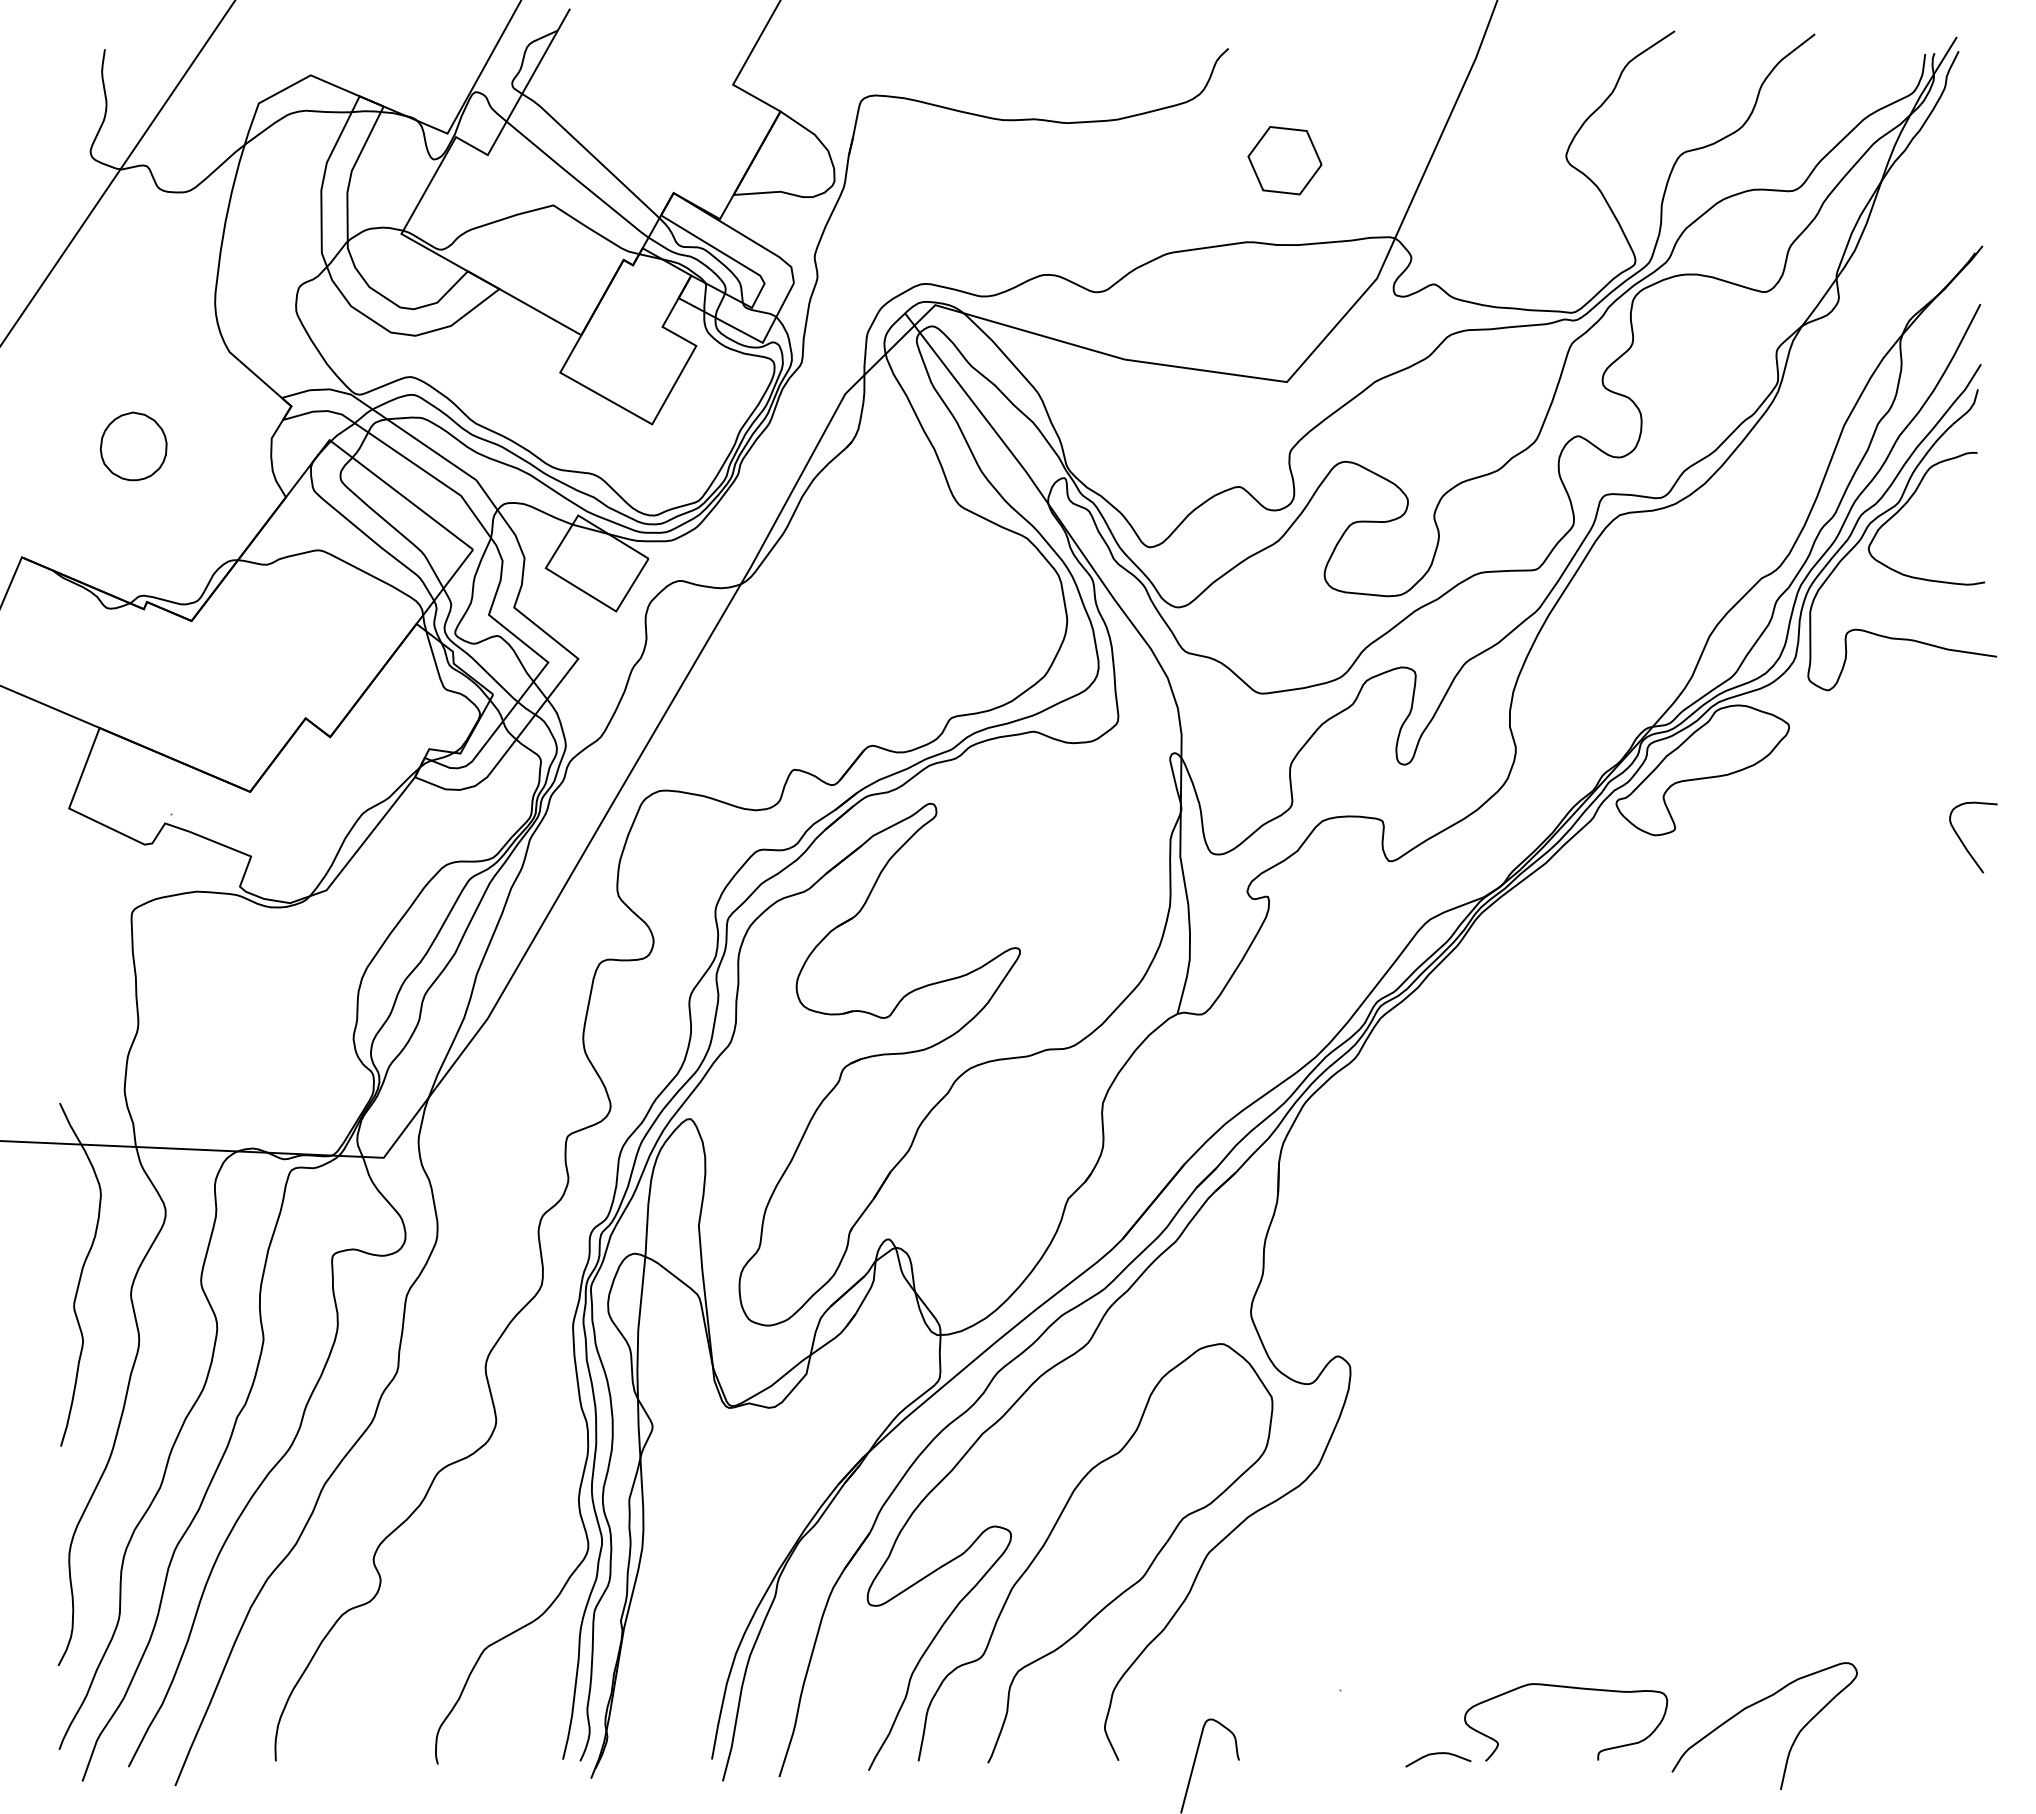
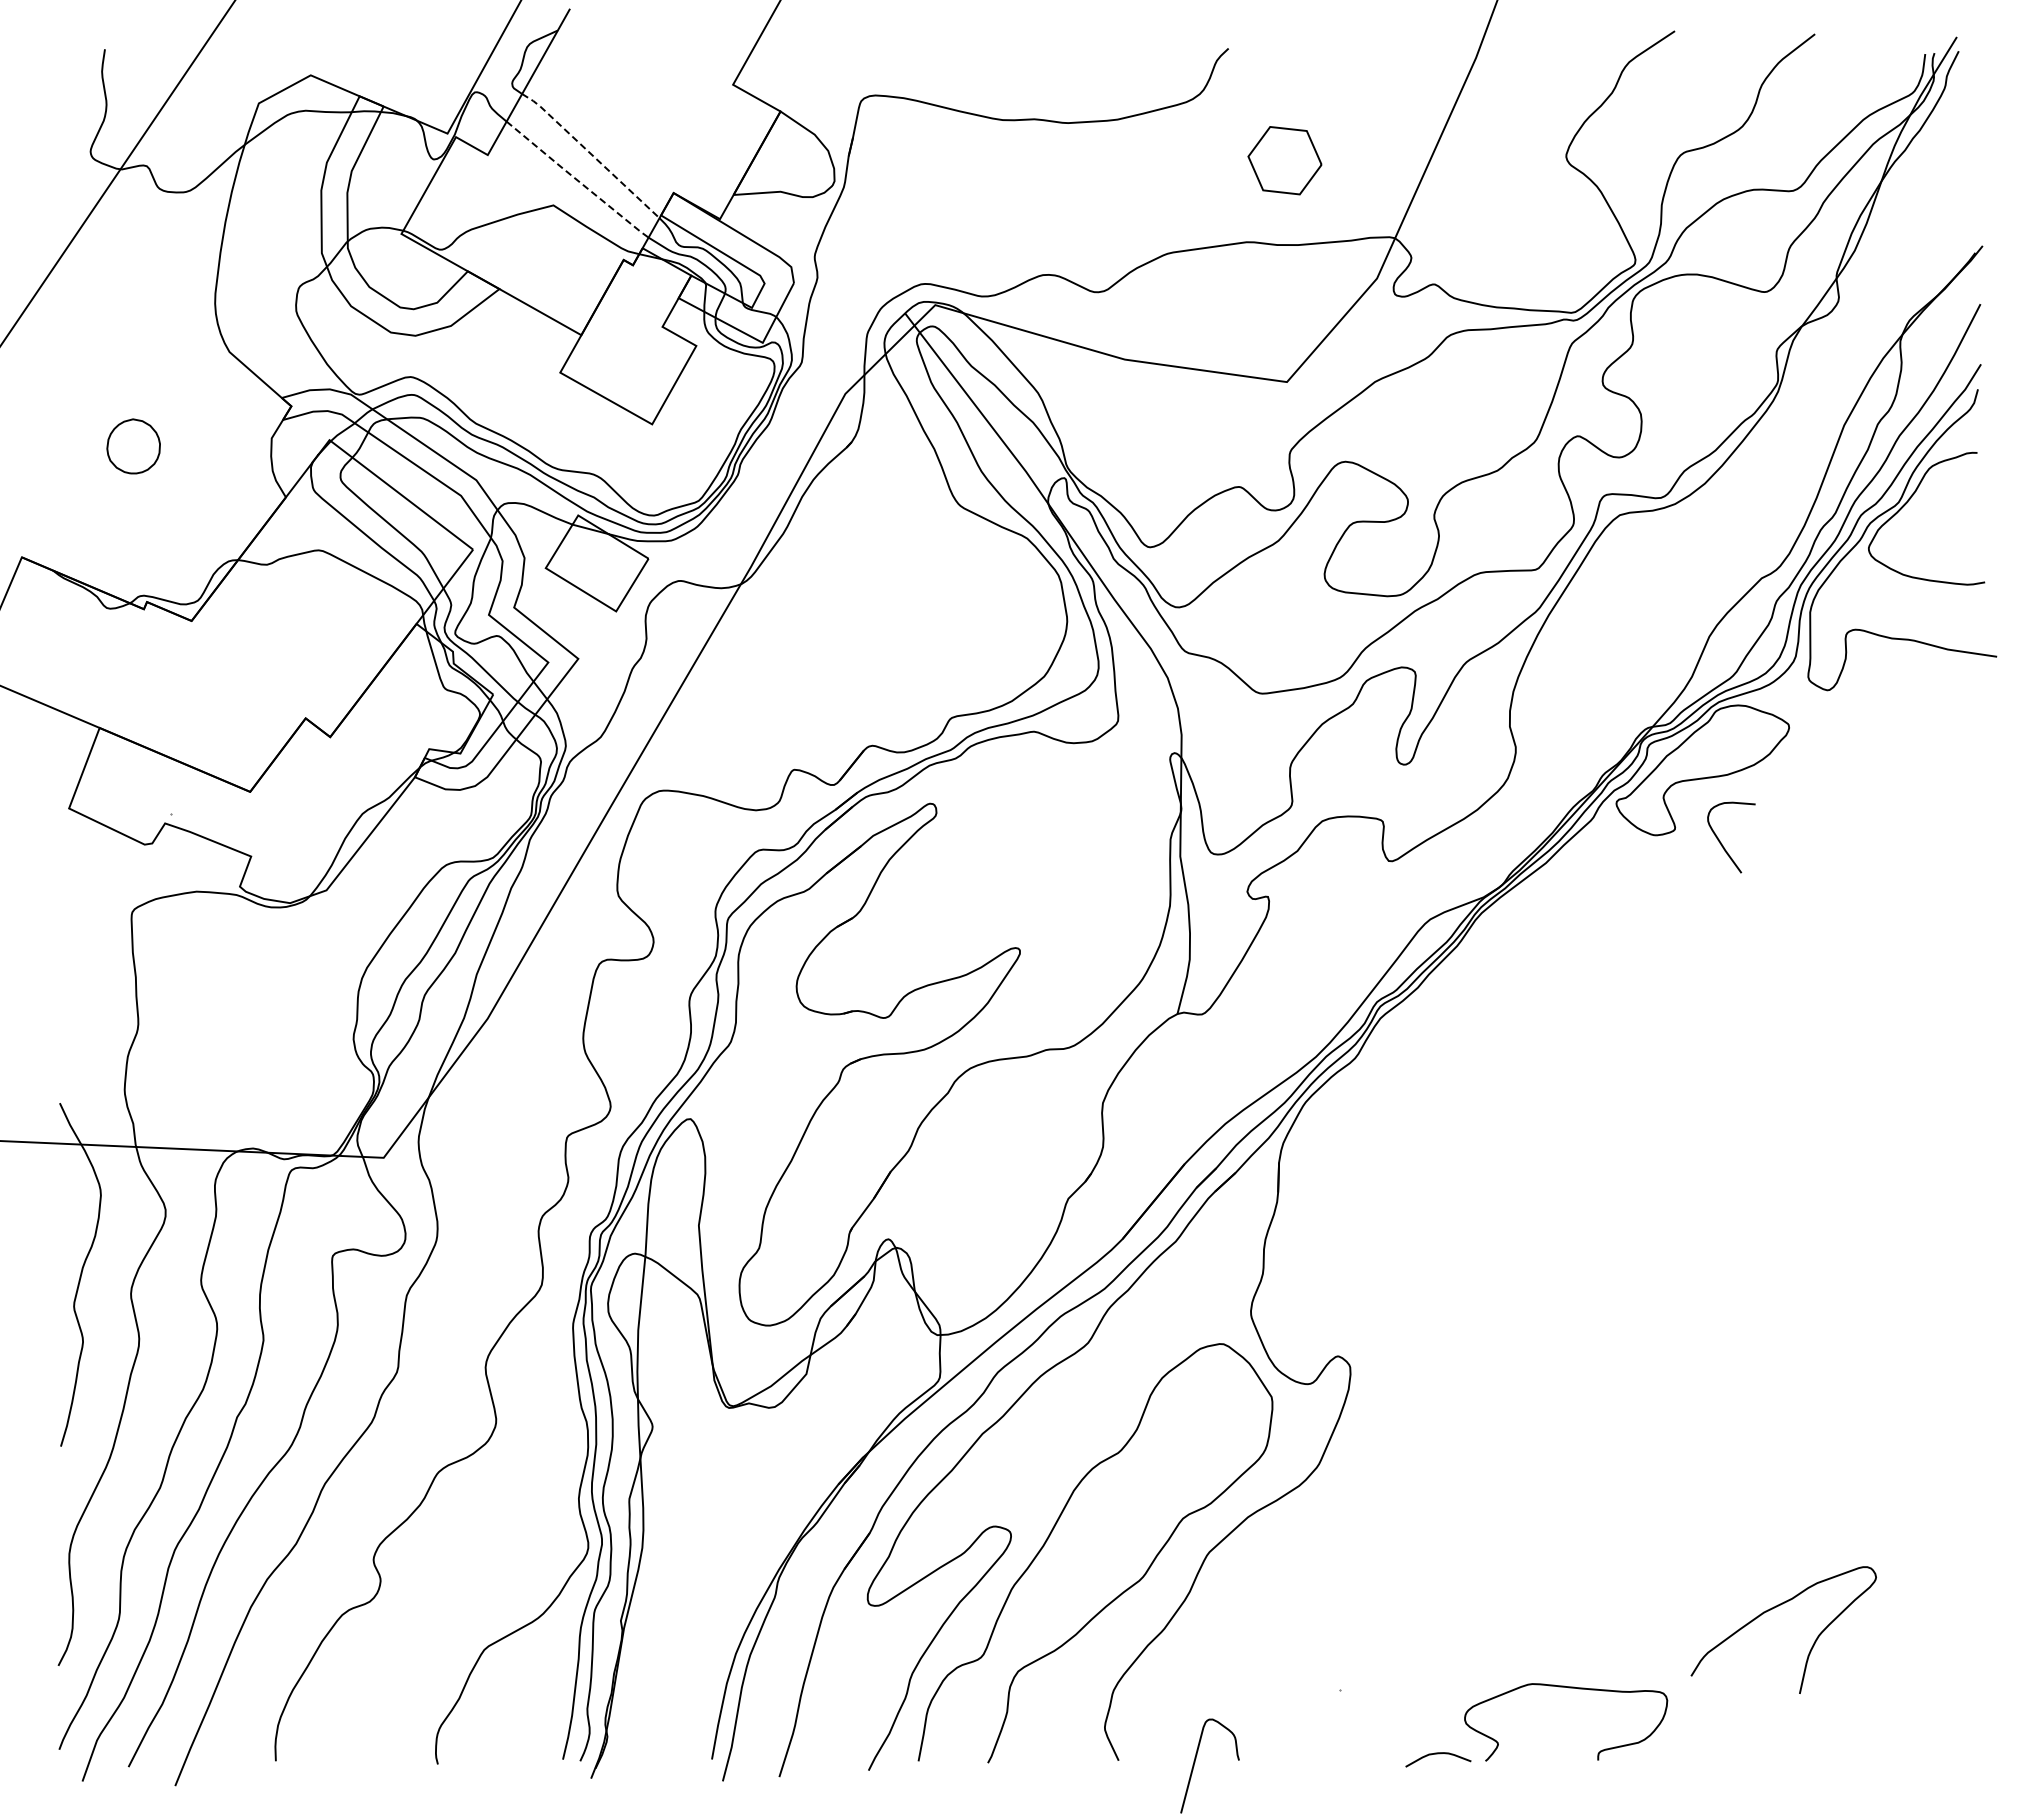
line: solid -> dashed (590, 153)
line: solid -> dashed (577, 180)
part size: 69x71 px -> 55x57 px (133, 446)
curve position: (1963, 842) -> (1721, 842) (1721, 842)
curve position: (1753, 1705) -> (1772, 1609) (1772, 1609)
